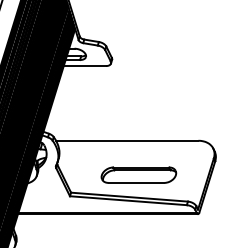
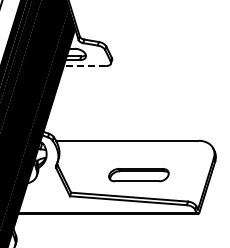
line: solid -> dashed (84, 66)
part size: 78x18 px -> 62x15 px (138, 175)
